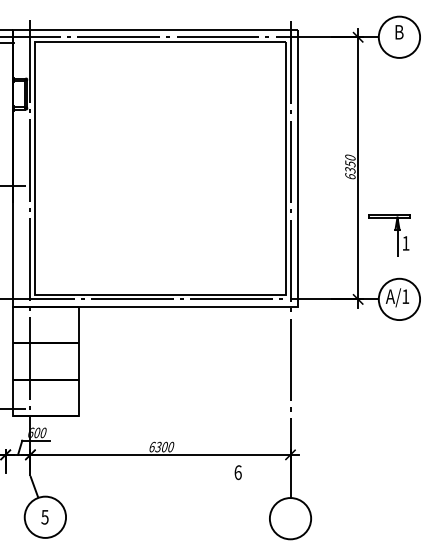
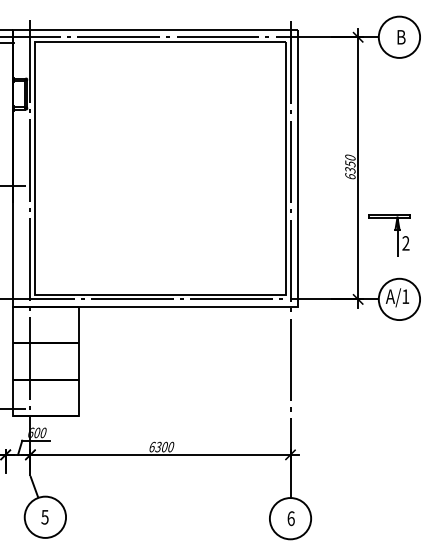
text position: (399, 32) -> (401, 37) (401, 37)
text: 1 -> 2 (405, 243)
text position: (237, 472) -> (290, 518) (290, 518)
